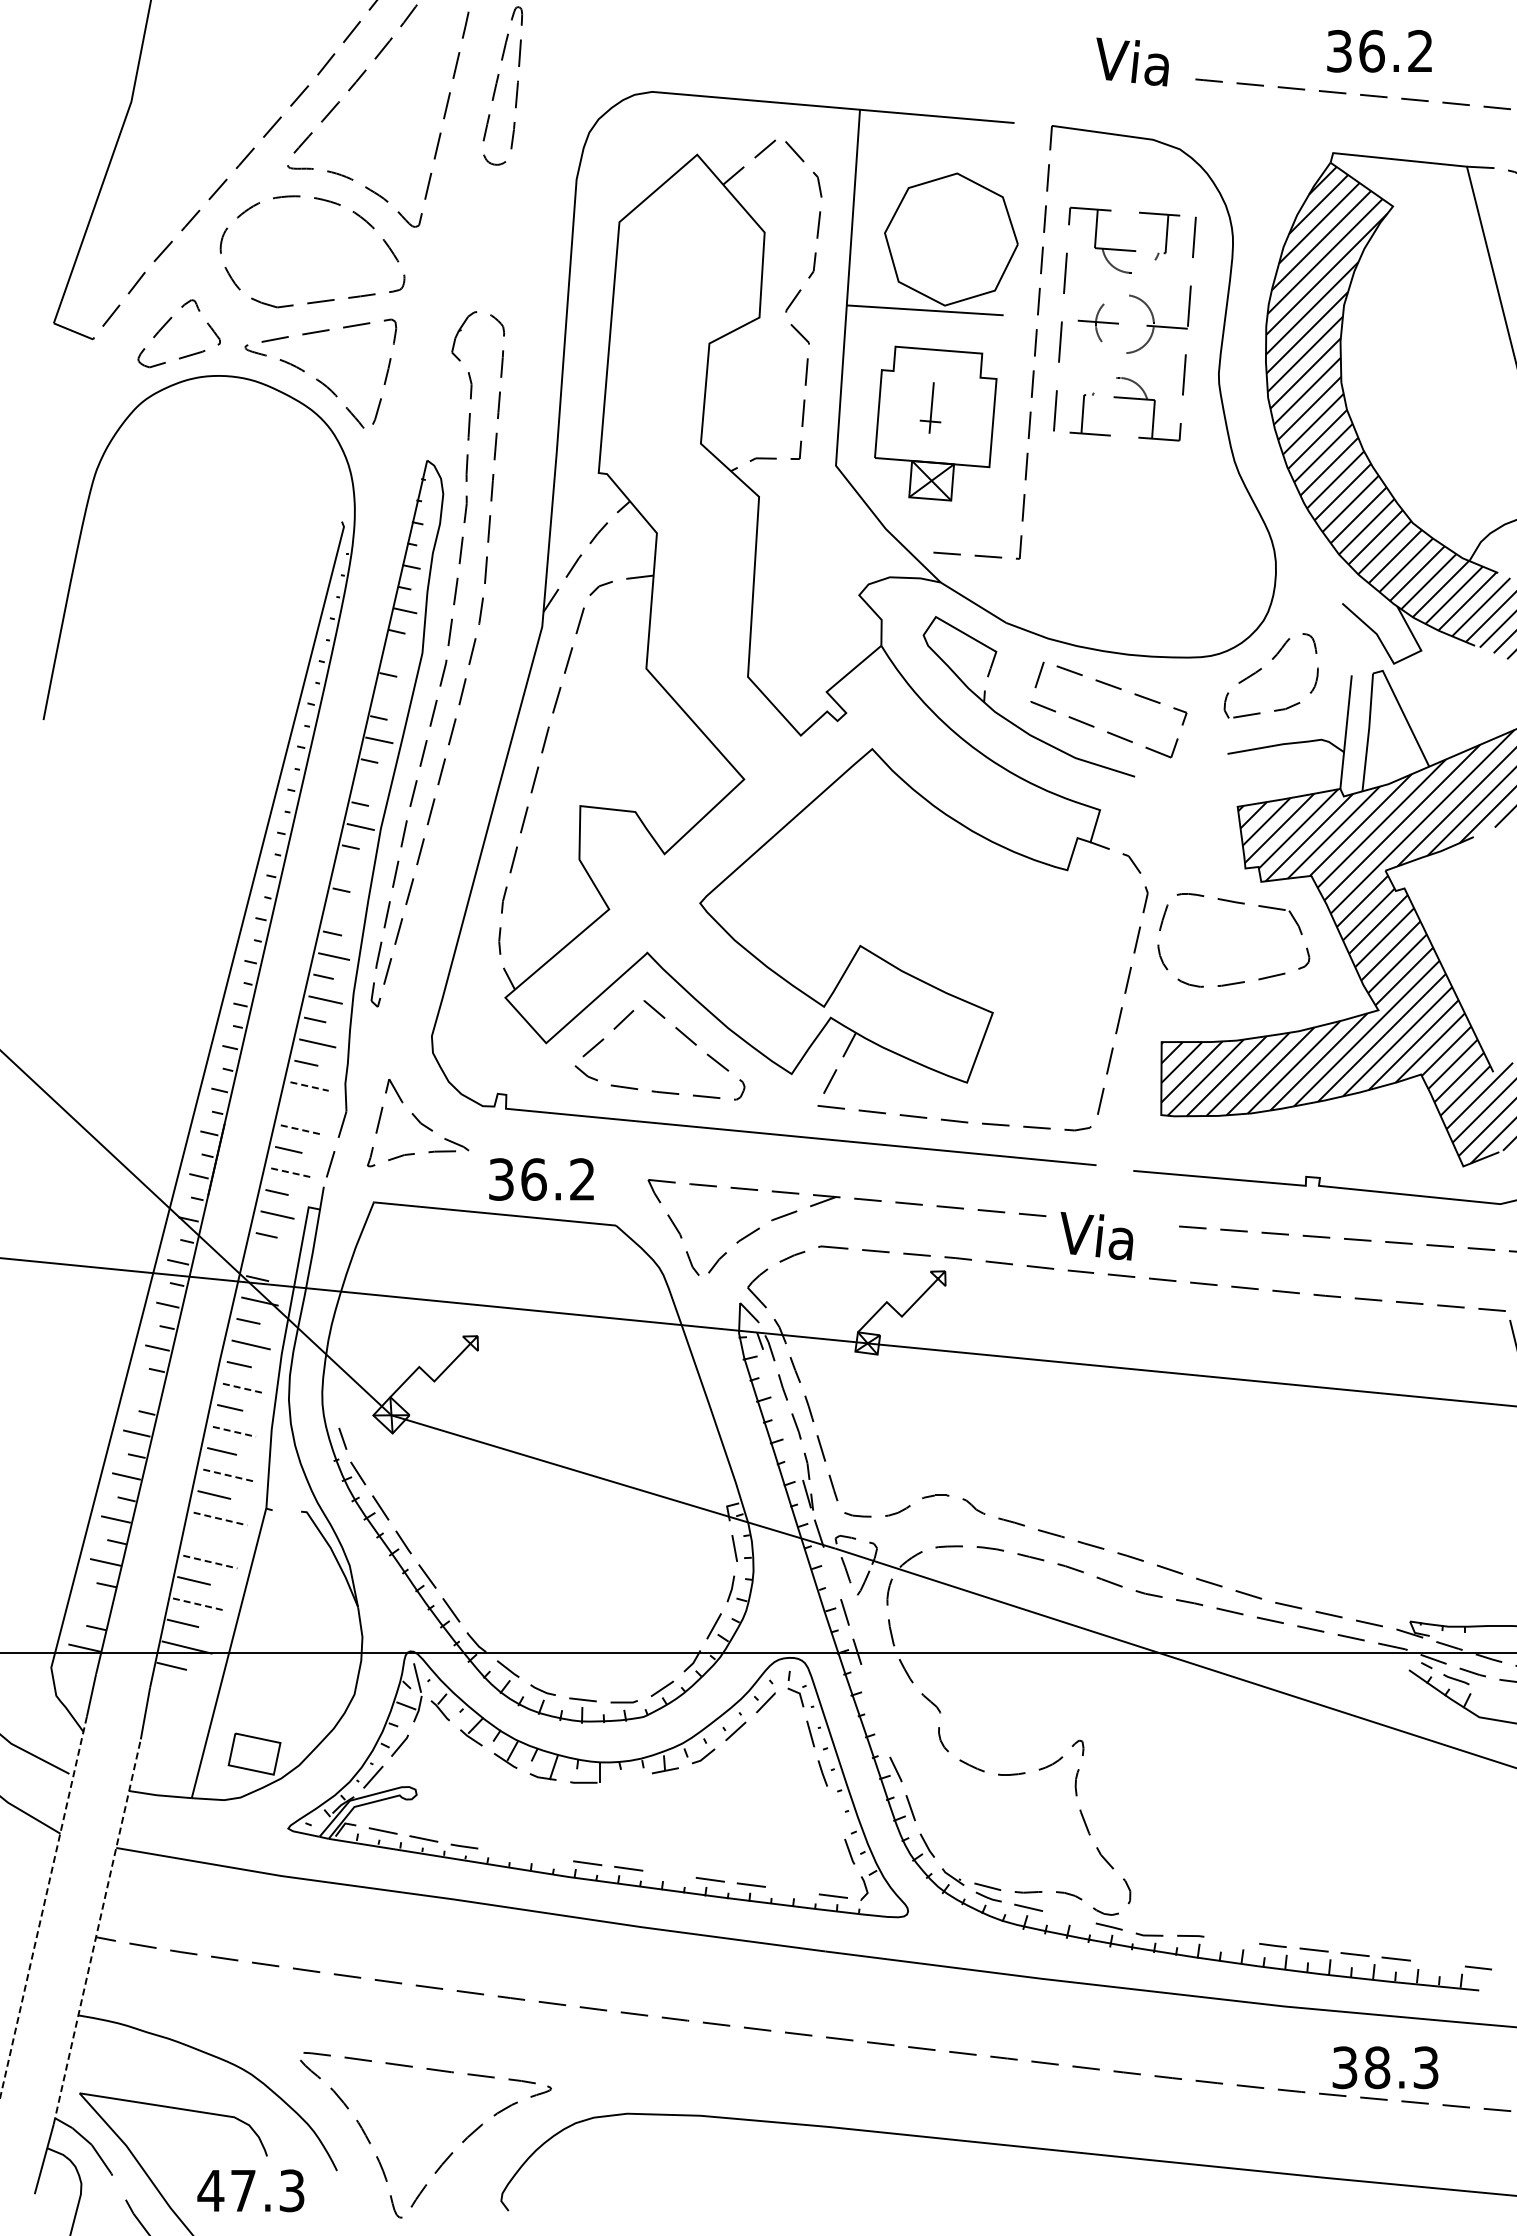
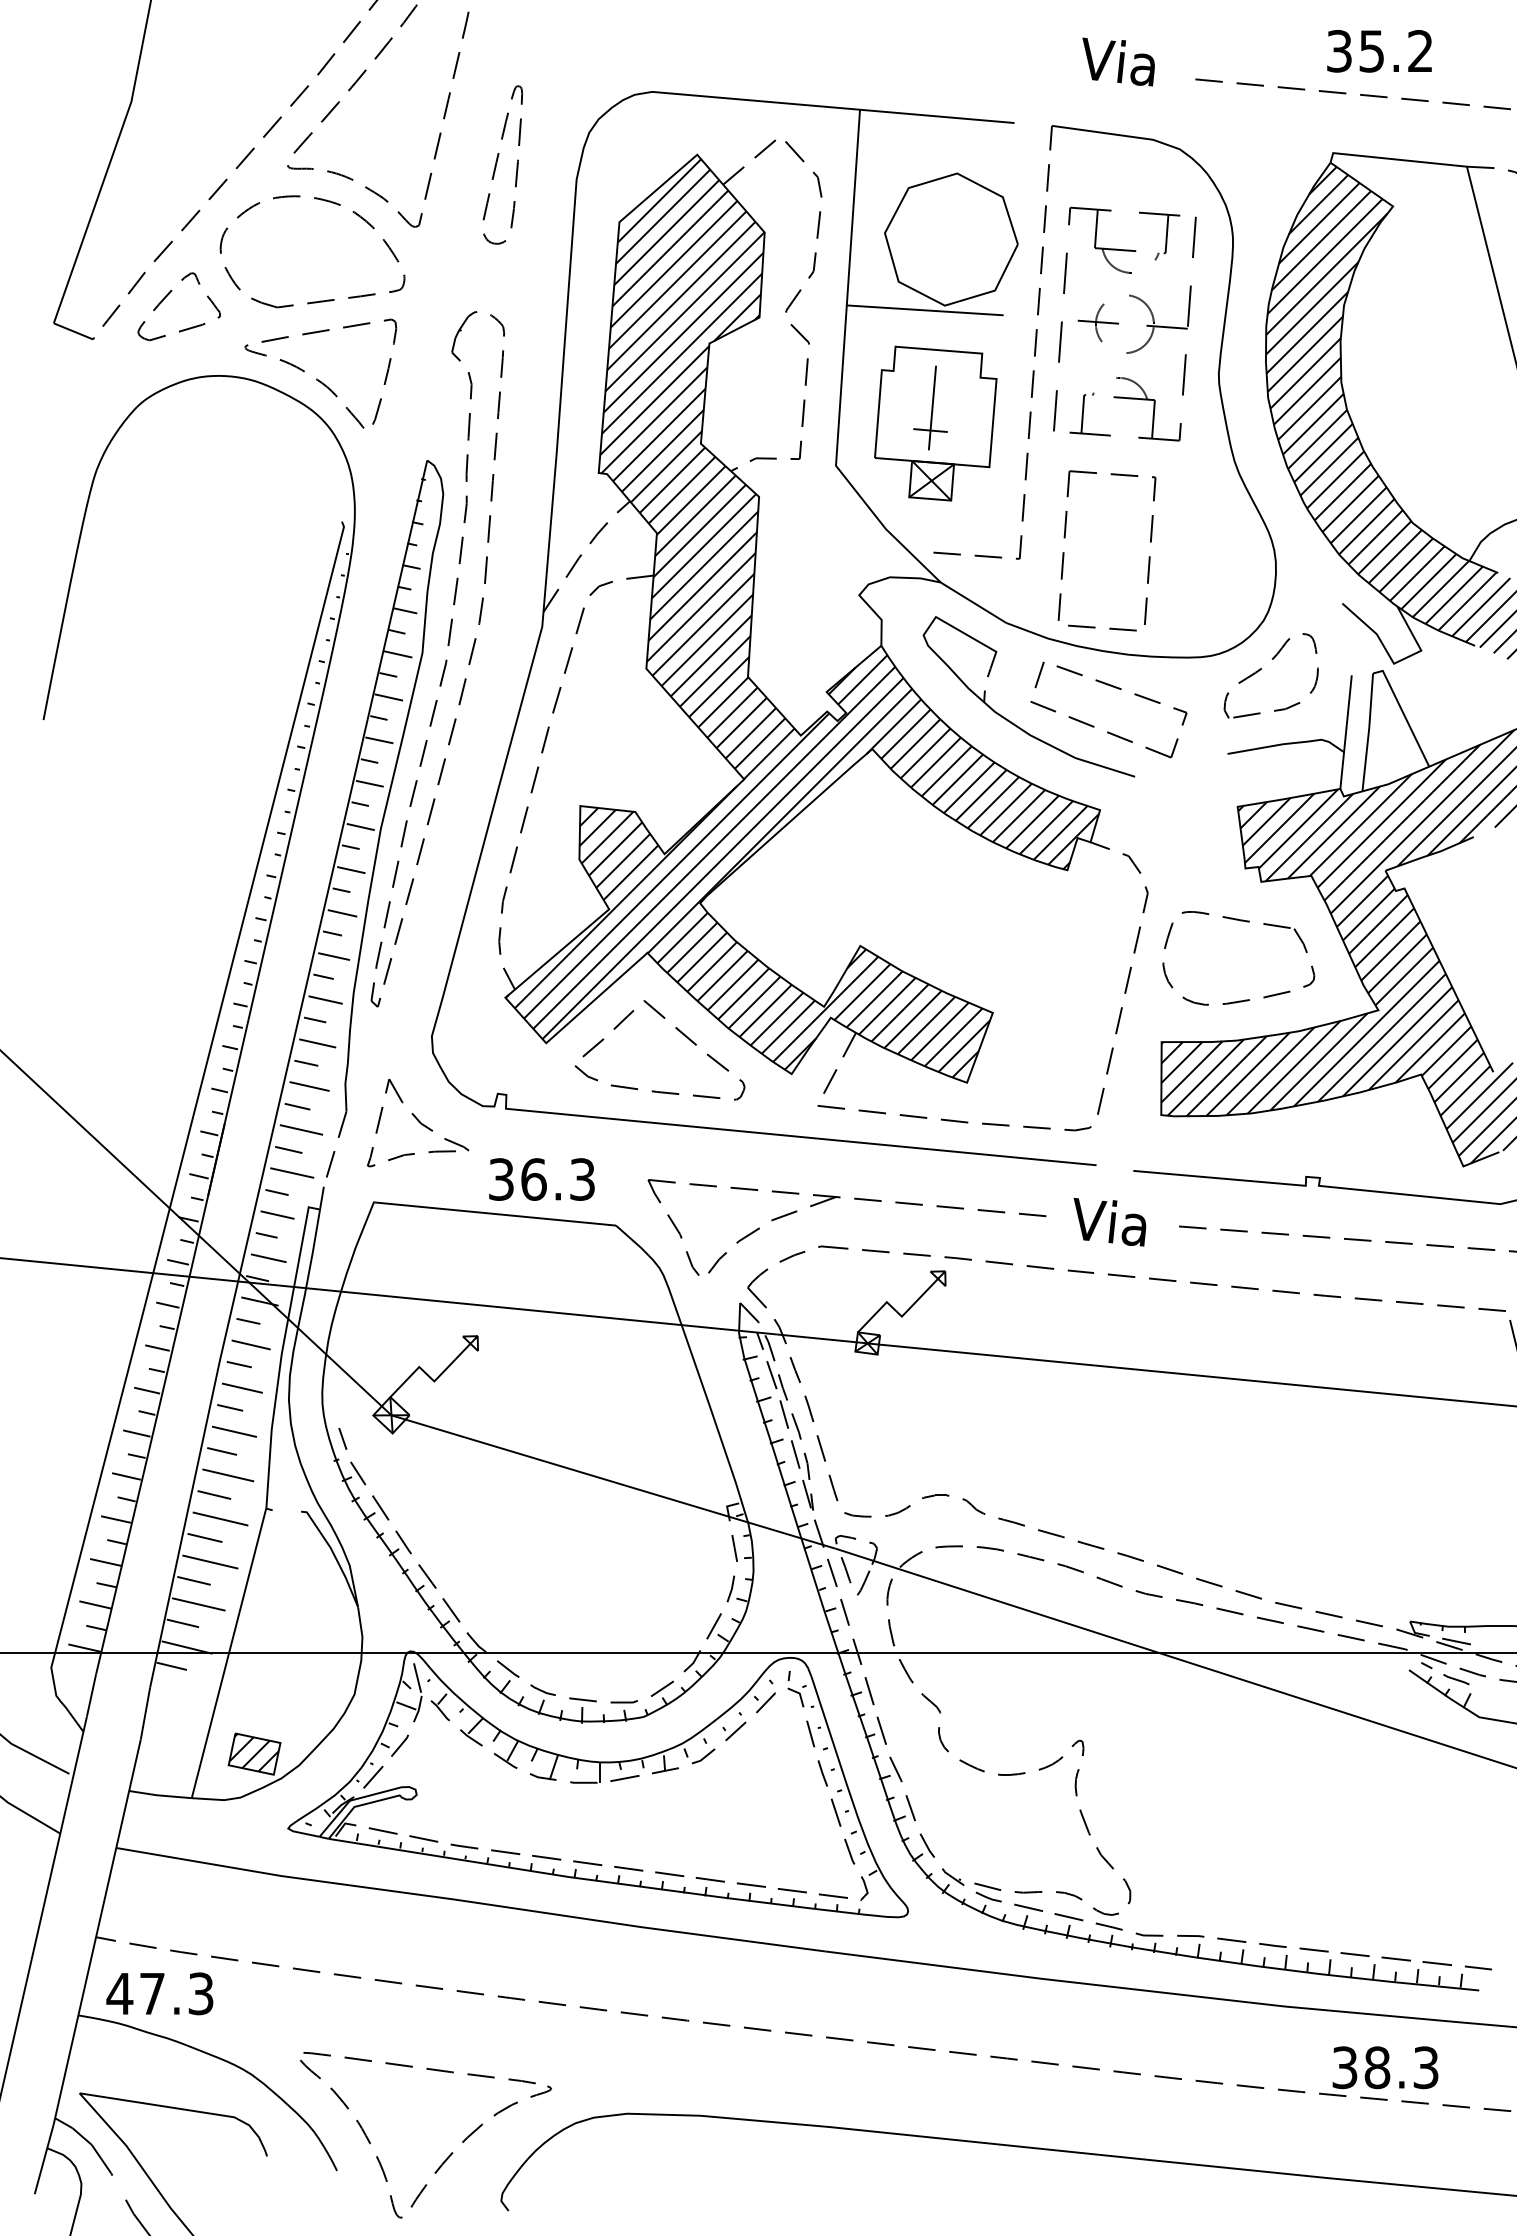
text: 36.2 -> 35.2 (1371, 51)
text position: (1132, 61) -> (1118, 61) (1118, 61)
part position: (502, 85) -> (502, 164) (502, 164)
part position: (168, 322) -> (168, 295) (168, 295)
part size: 23x52 px -> 35x86 px (930, 407)
part: none -> present (1064, 552)
hatch: none -> present (801, 620)
line: none -> present (397, 654)
line: none -> present (388, 697)
line: none -> present (369, 783)
line: none -> present (351, 870)
part position: (1241, 904) -> (1246, 922) (1246, 922)
line: none -> present (342, 913)
line: dashed -> solid (309, 1086)
line: none -> present (297, 1106)
line: dashed -> solid (301, 1130)
line: dashed -> solid (292, 1173)
text: 36.2 -> 36.3 (582, 1179)
text position: (1096, 1236) -> (1109, 1222) (1109, 1222)
line: none -> present (268, 1258)
line: none -> present (771, 1375)
line: dashed -> solid (242, 1388)
line: none -> present (147, 1390)
line: none -> present (784, 1414)
line: dashed -> solid (234, 1431)
line: none -> present (795, 1454)
line: dashed -> solid (228, 1475)
line: dashed -> solid (220, 1519)
line: none -> present (204, 1537)
line: dashed -> solid (210, 1562)
line: none -> present (832, 1572)
line: none -> present (95, 1604)
line: dashed -> solid (198, 1604)
line: none -> present (1456, 1641)
line: none -> present (869, 1691)
line: none -> present (881, 1730)
hatch: none -> present (253, 1752)
line: none -> present (624, 1778)
line: none -> present (835, 1812)
line: none -> present (505, 1852)
line: none -> present (546, 1857)
line: none -> present (669, 1874)
line: none -> present (791, 1890)
line: dashed -> solid (43, 1907)
line: none -> present (1068, 1917)
line: dashed -> solid (97, 1931)
line: none -> present (1231, 1940)
line: none -> present (1437, 1963)
text position: (250, 2190) -> (159, 1993) (159, 1993)
